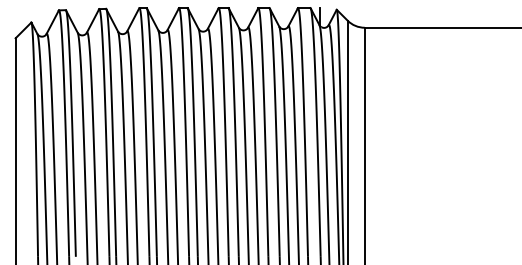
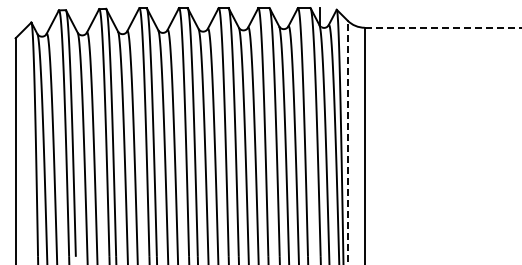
line: solid -> dashed (443, 27)
line: solid -> dashed (347, 142)
